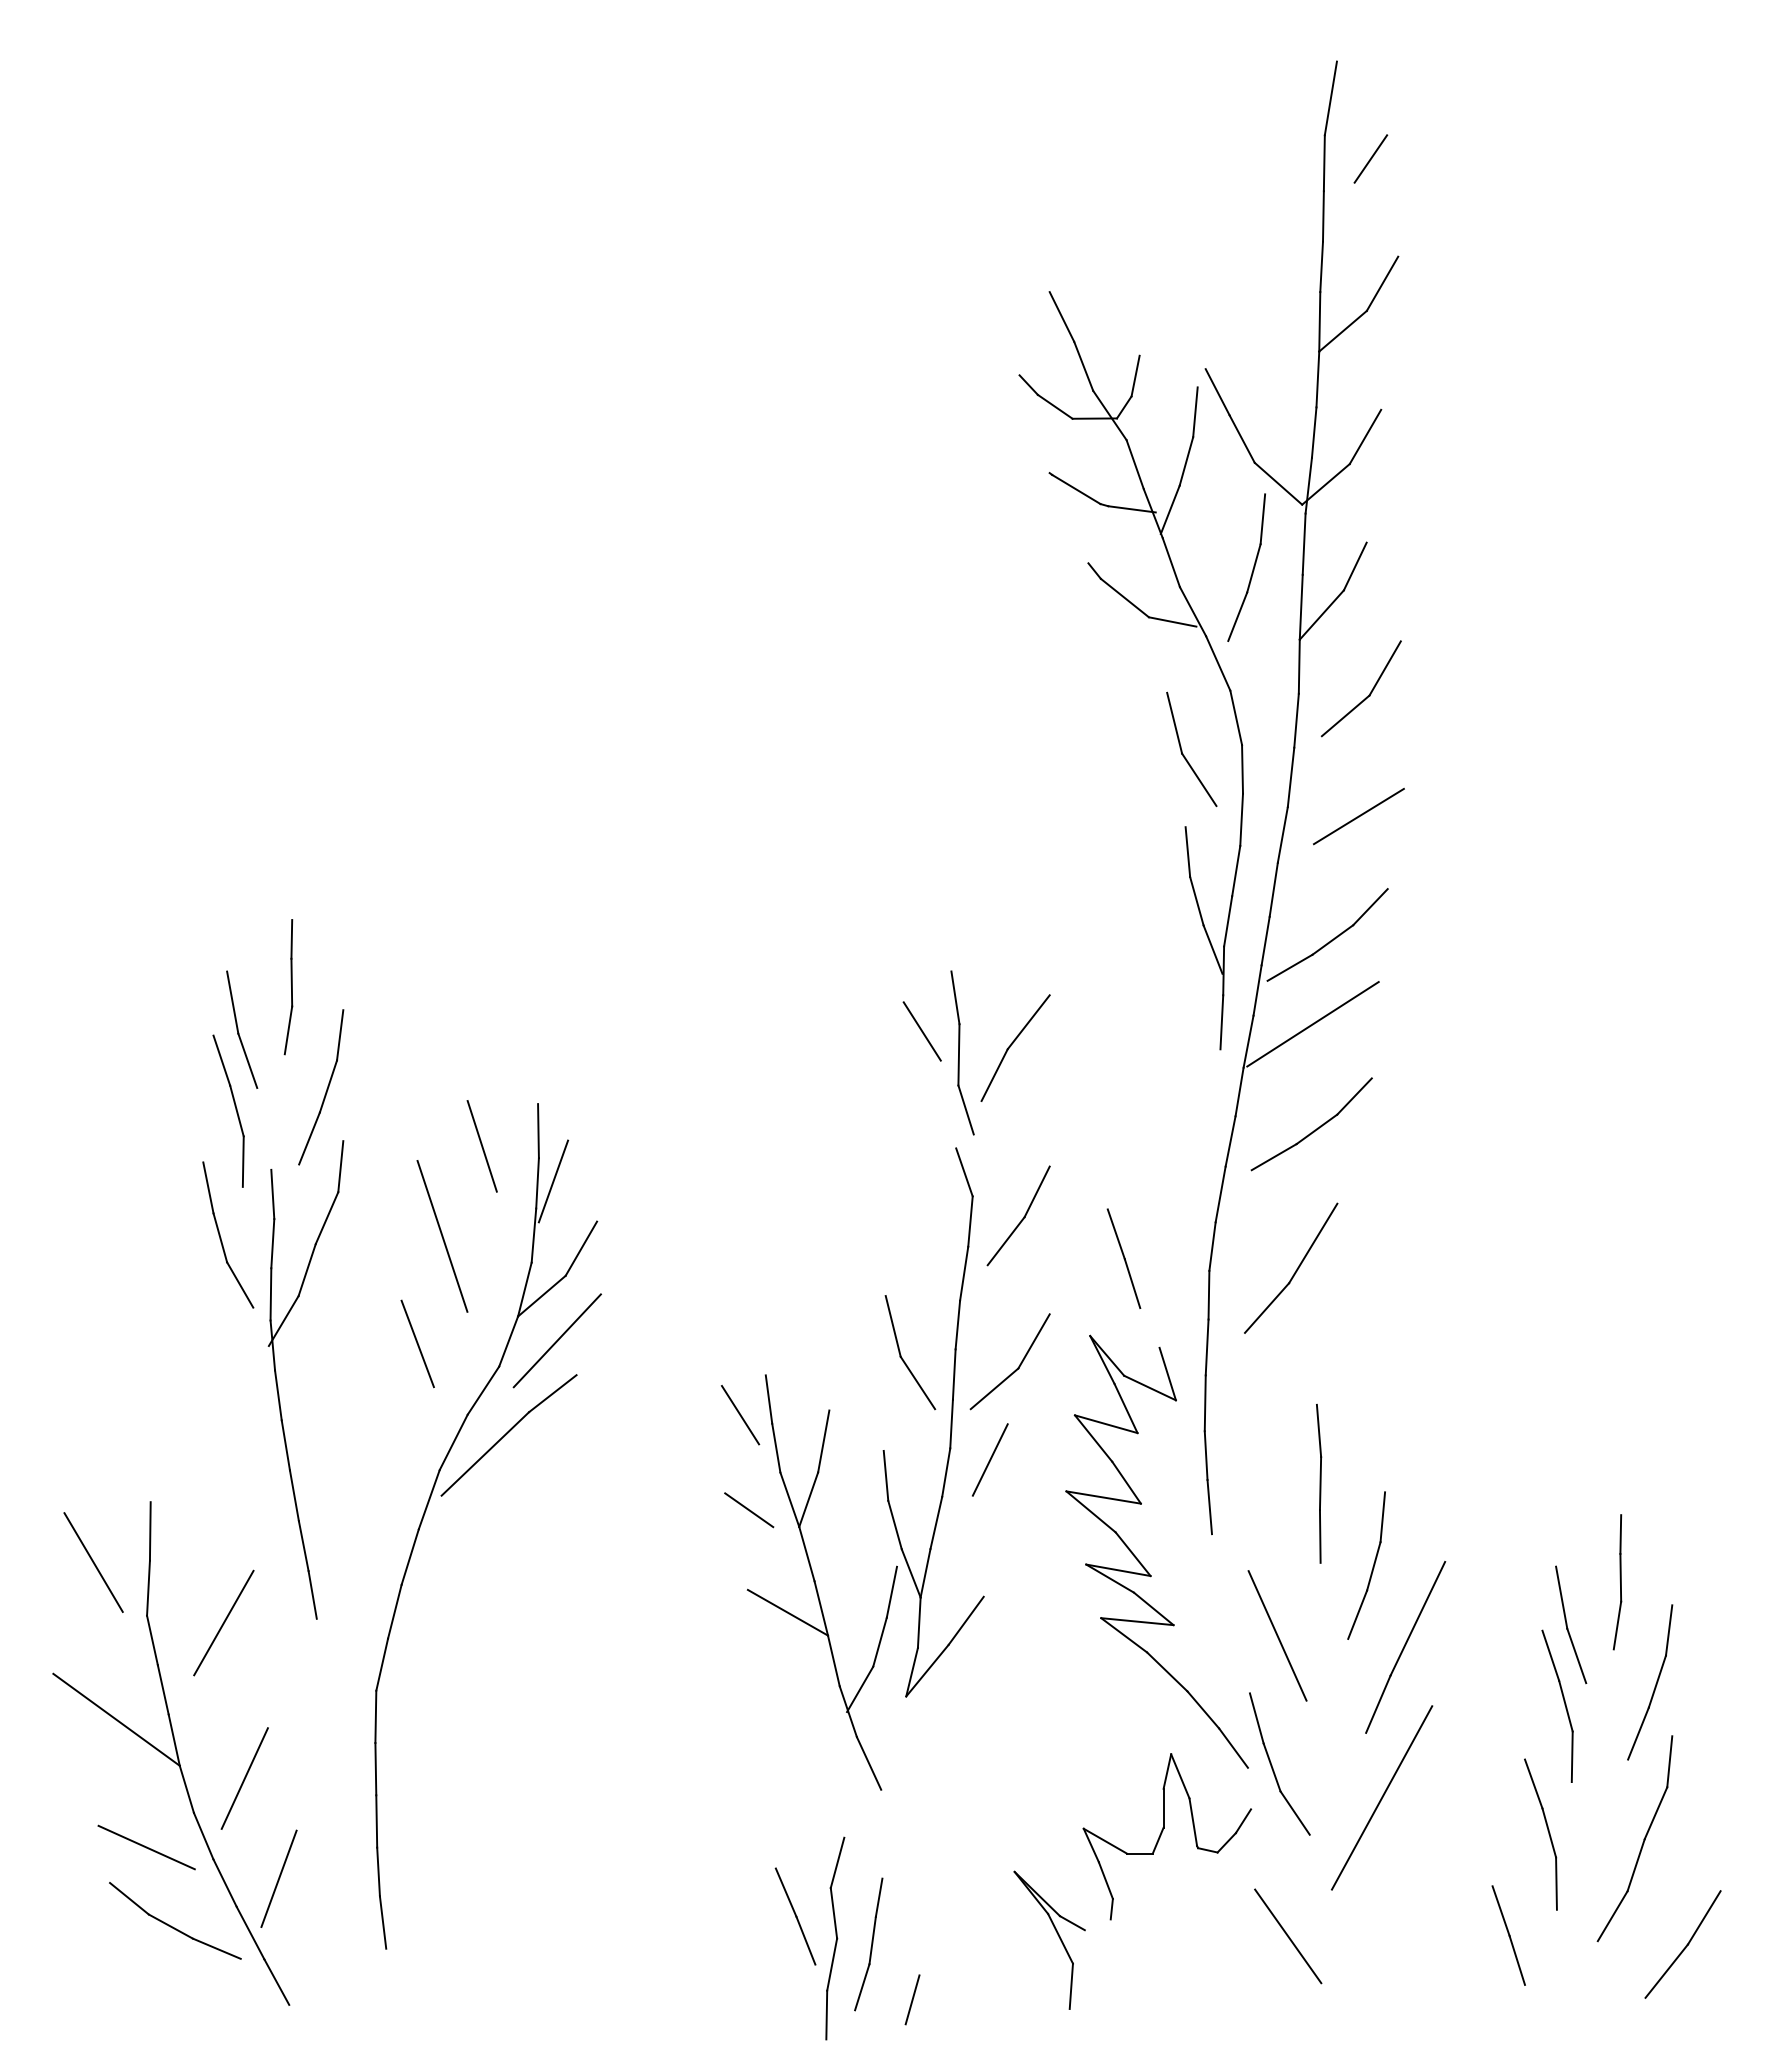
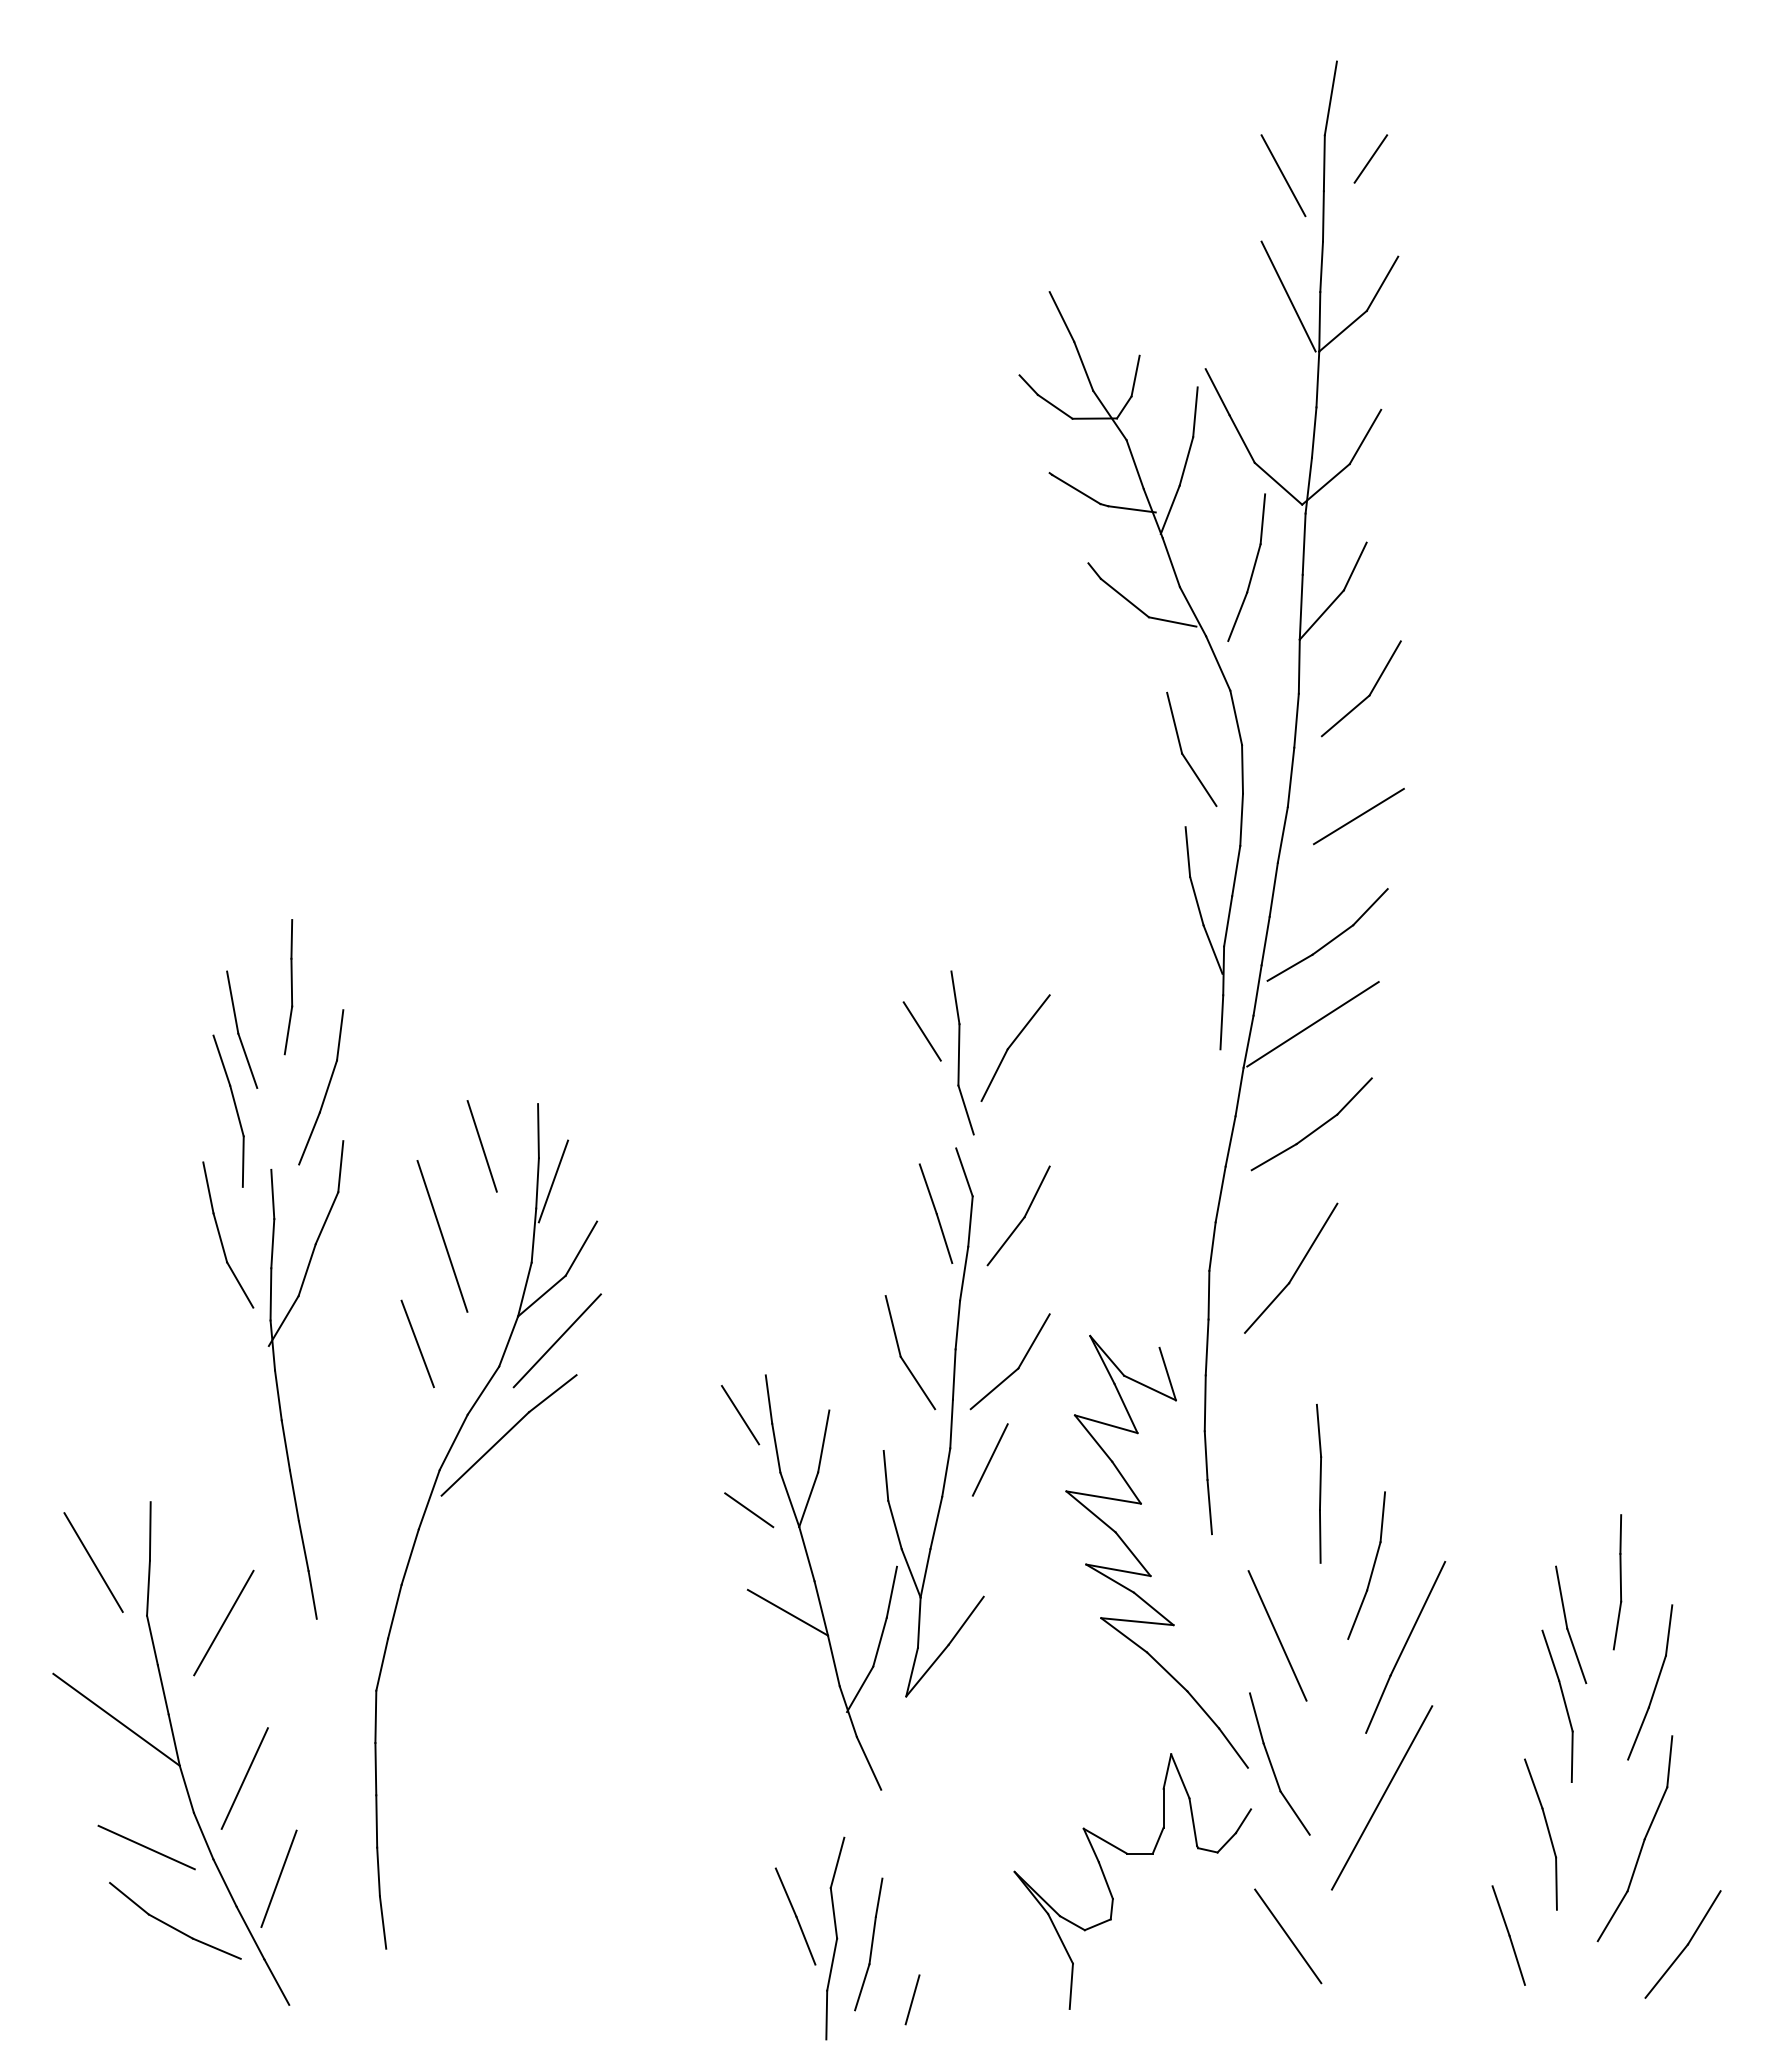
line: none -> present (1283, 175)
line: none -> present (1288, 296)
line position: (1123, 1258) -> (935, 1213) (935, 1213)
line: none -> present (1097, 1924)
